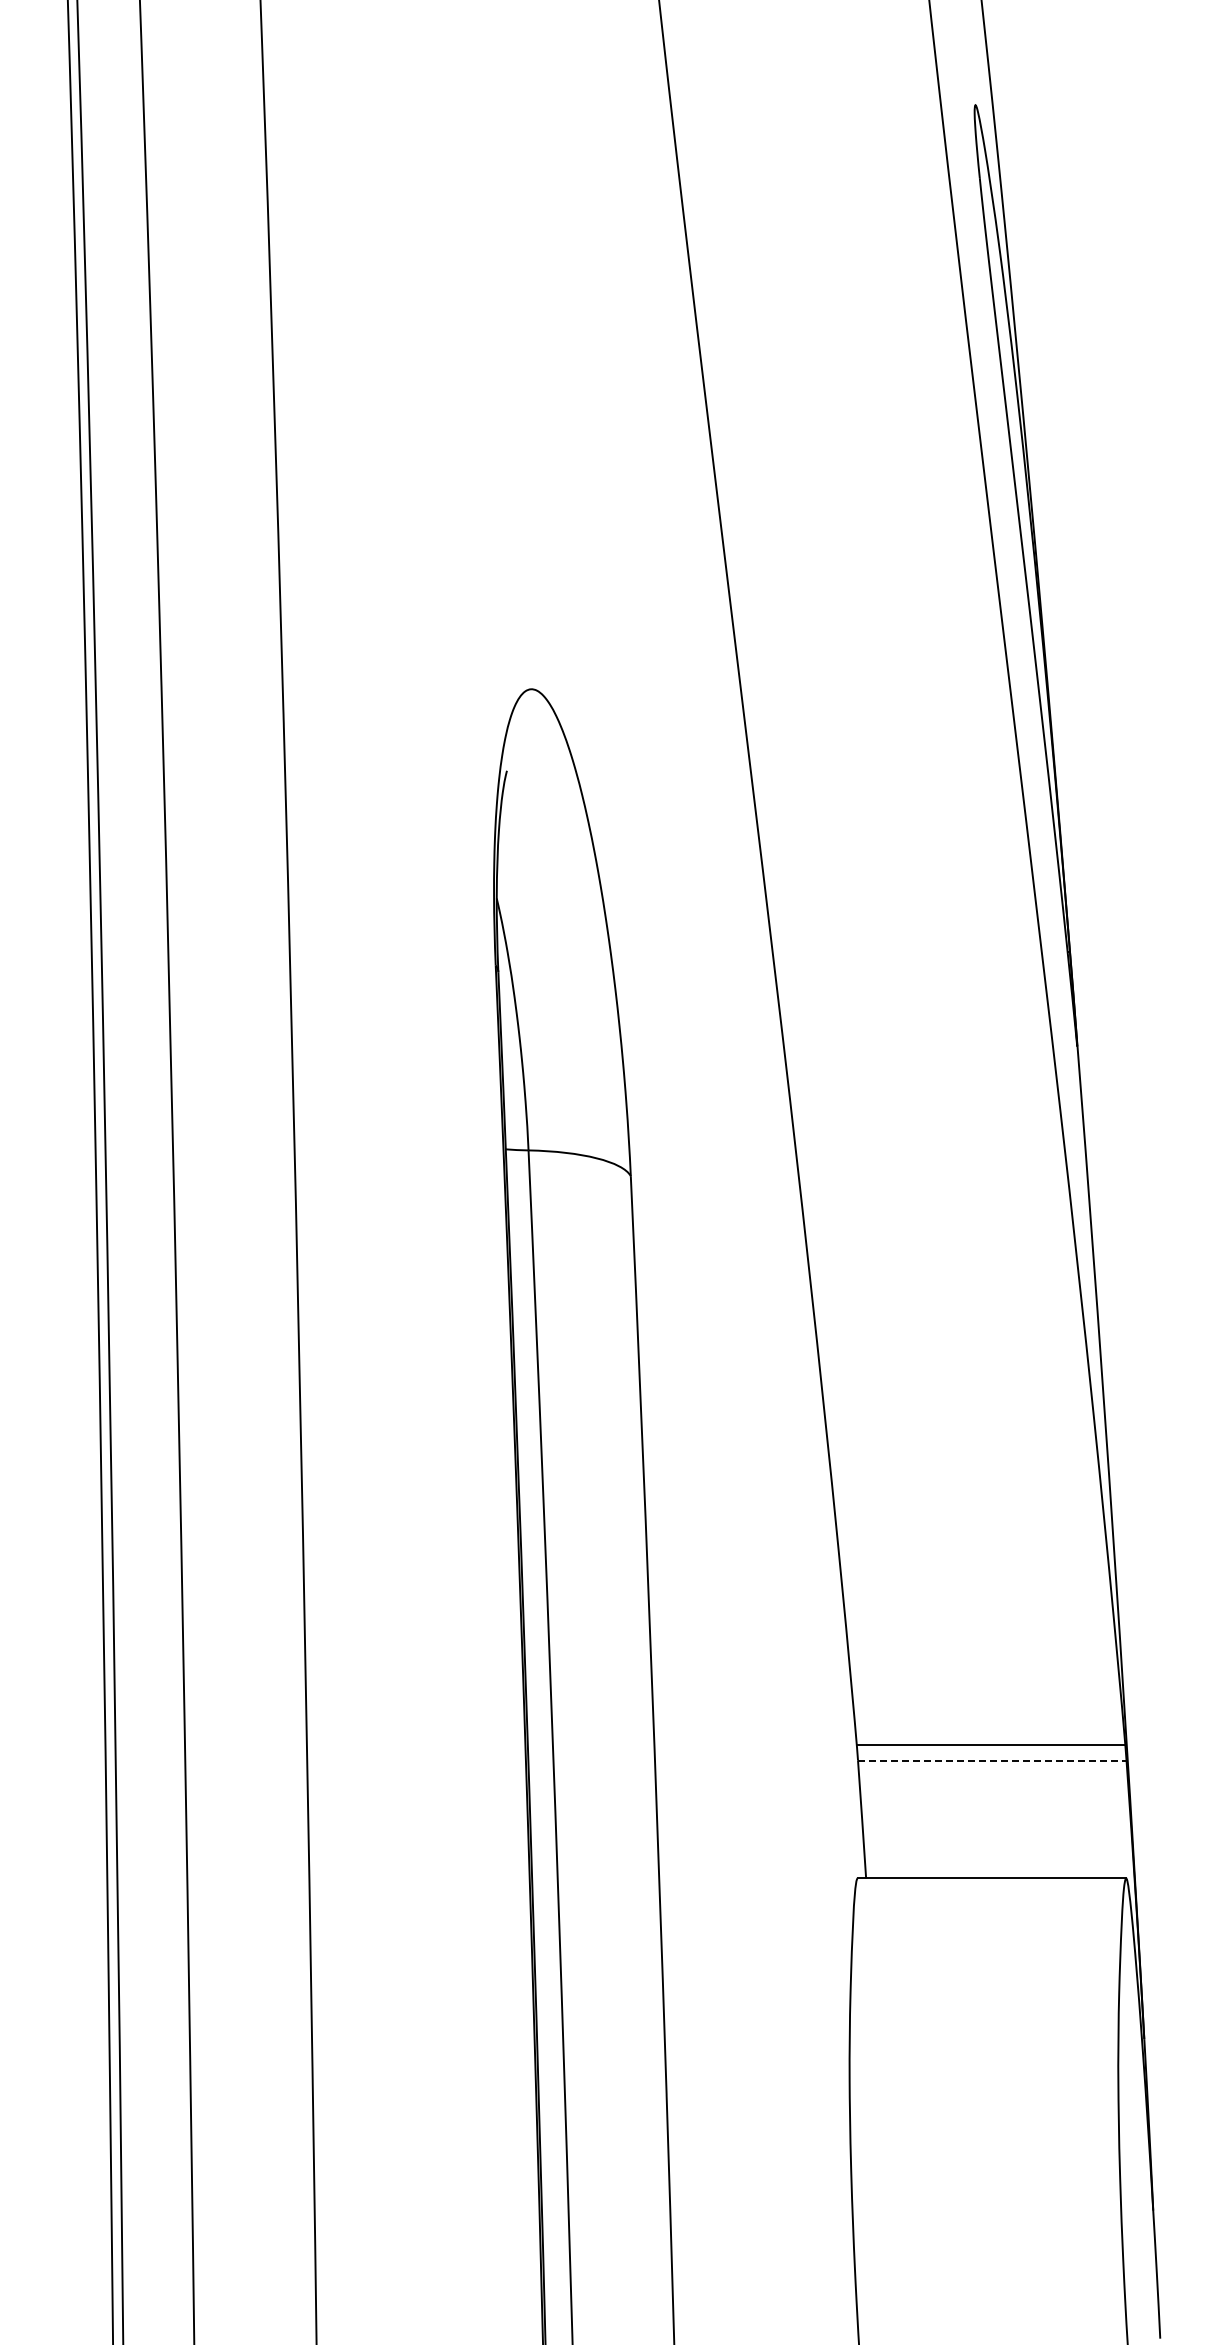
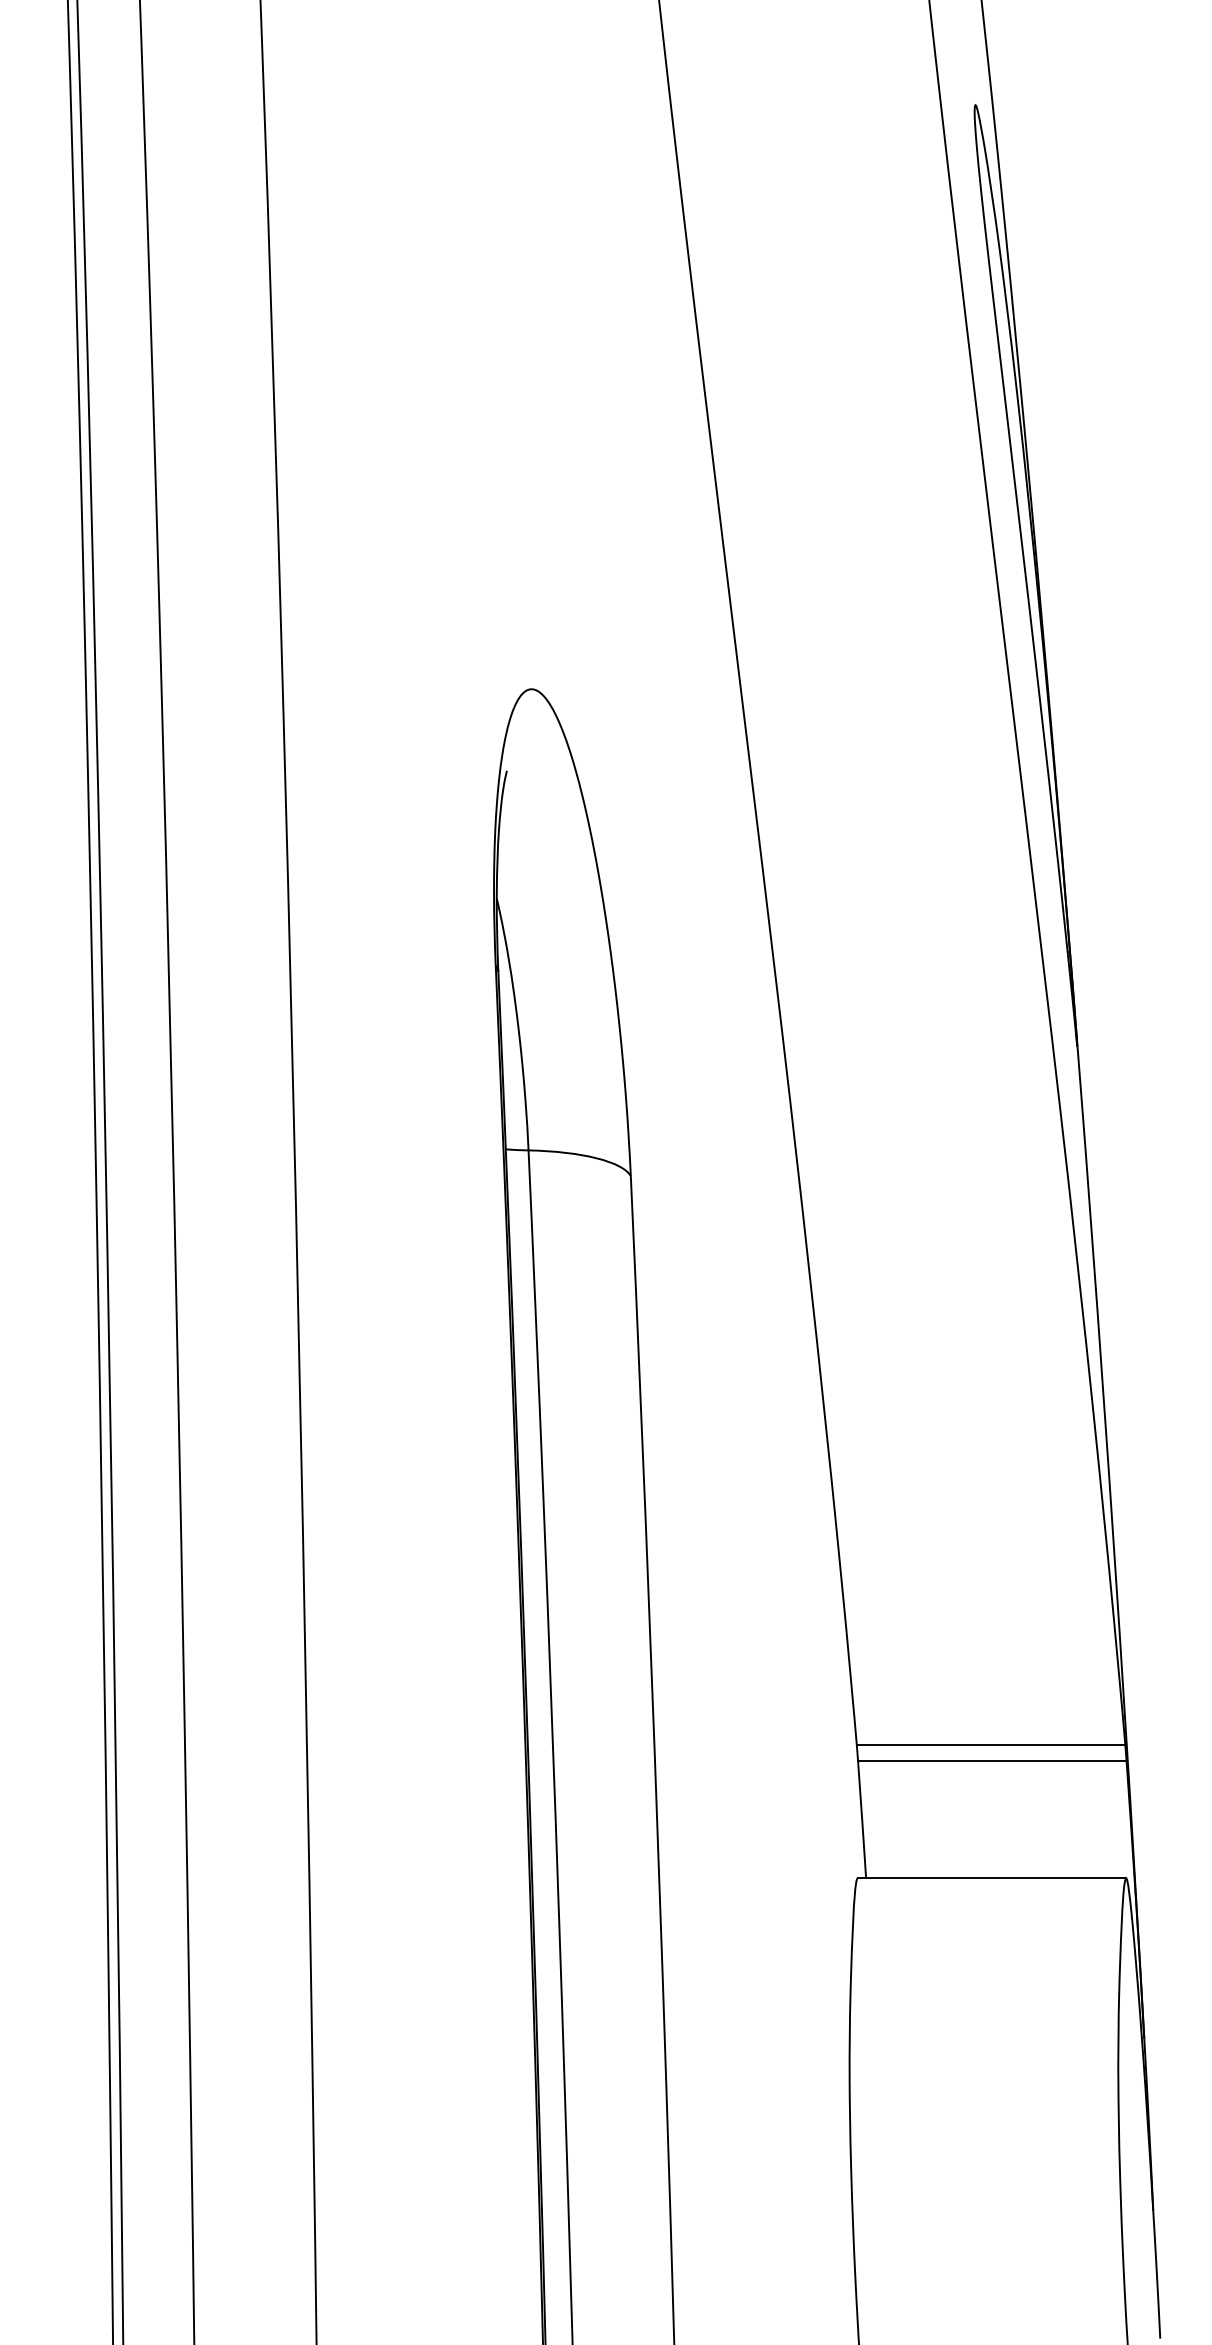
line: dashed -> solid (992, 1760)
